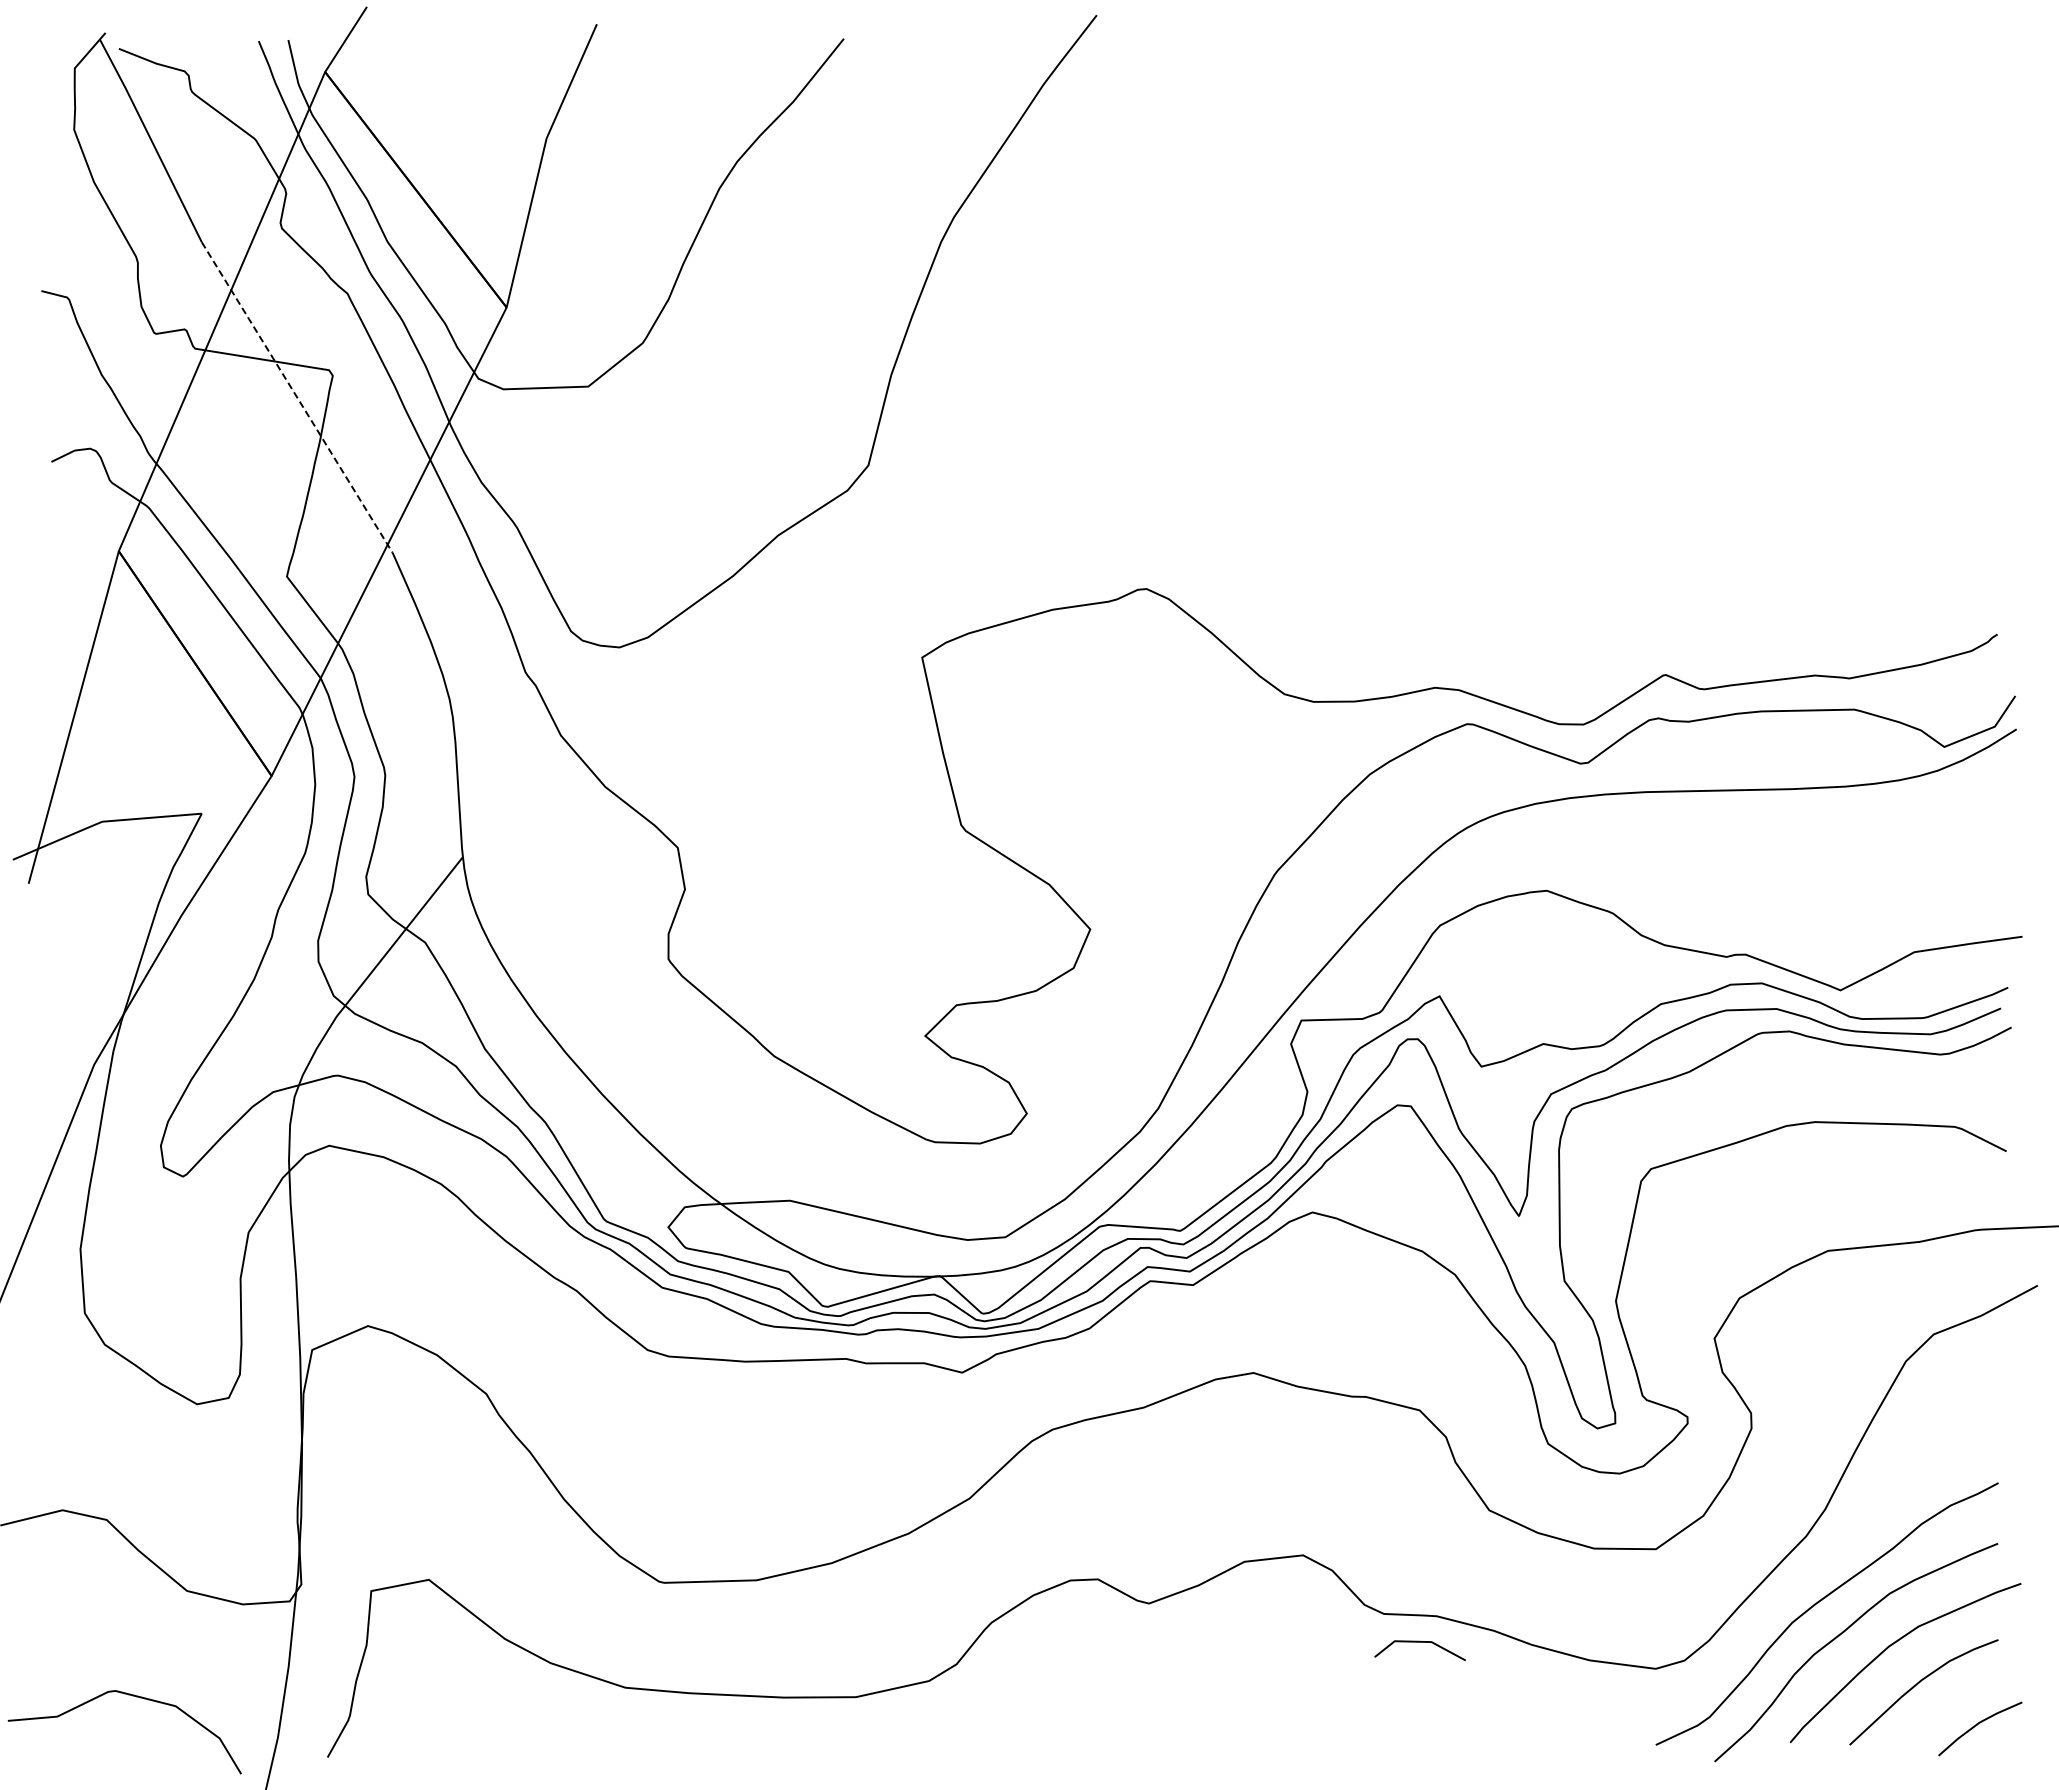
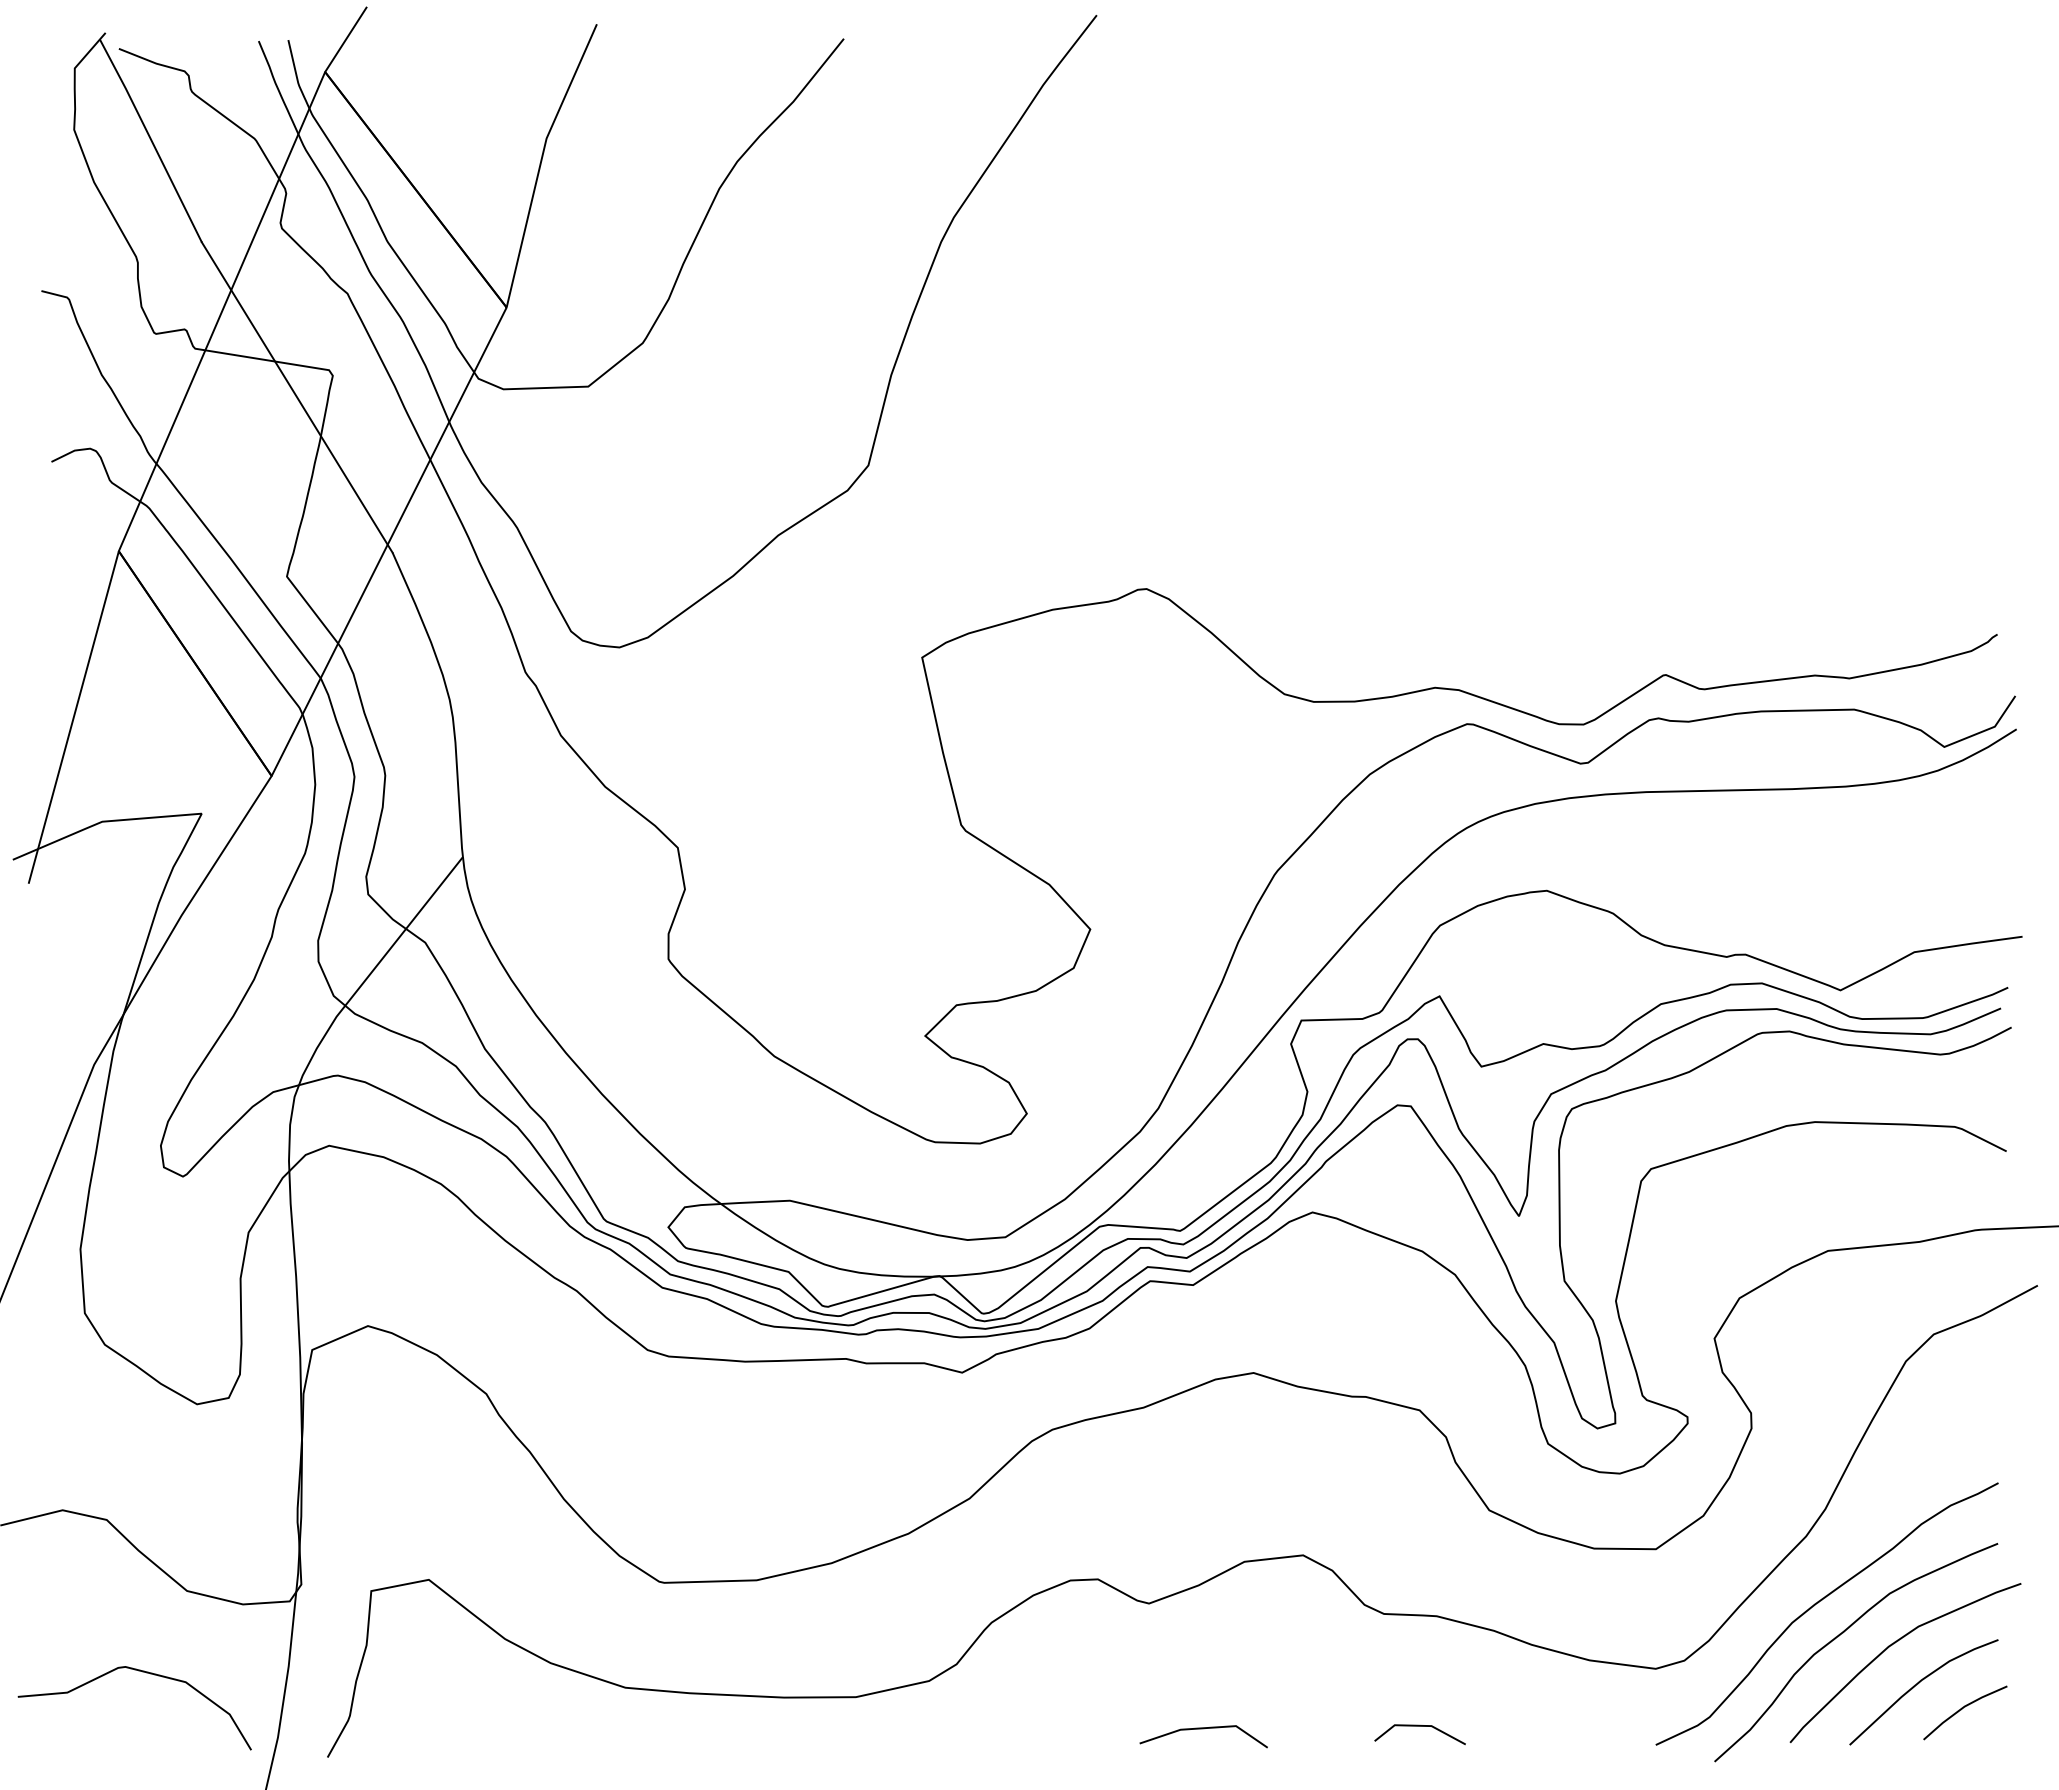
line: dashed -> solid (297, 397)
line position: (1419, 1642) -> (1419, 1726) (1419, 1726)
curve position: (132, 1696) -> (142, 1672) (142, 1672)
line position: (1977, 1725) -> (1962, 1709) (1962, 1709)
line: none -> present (1203, 1729)
